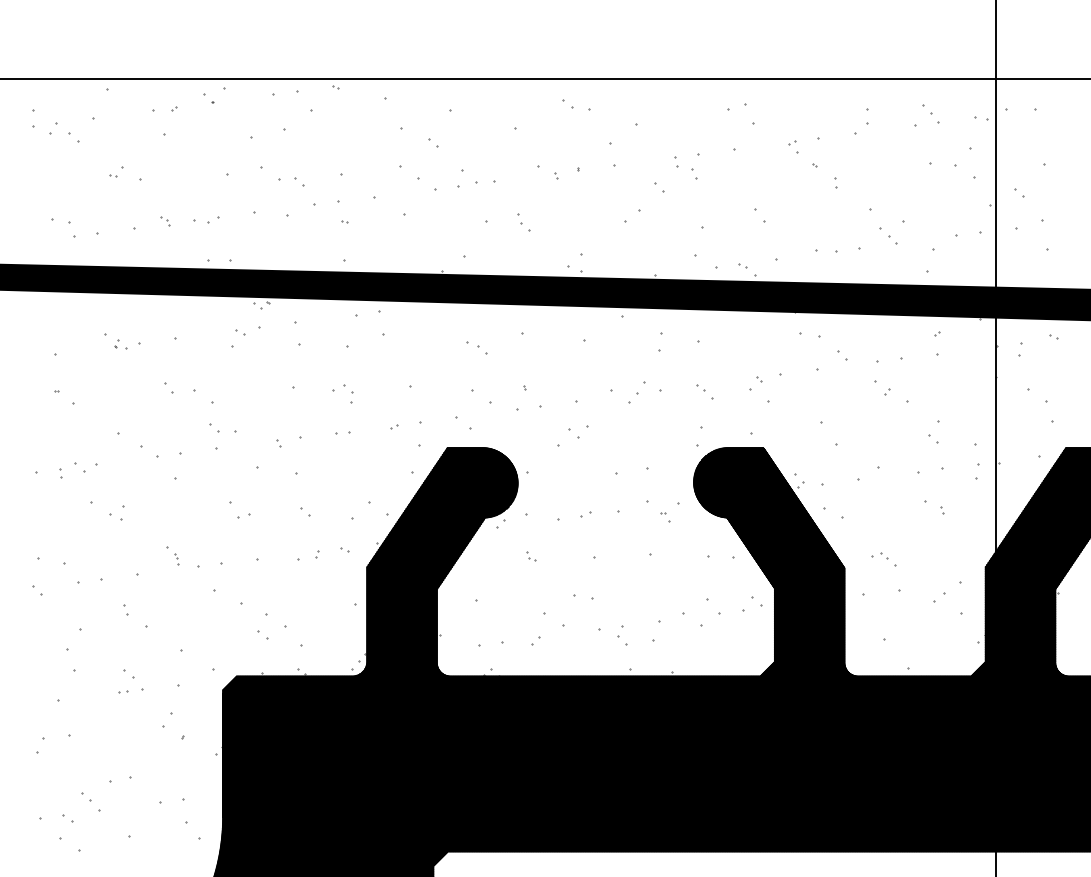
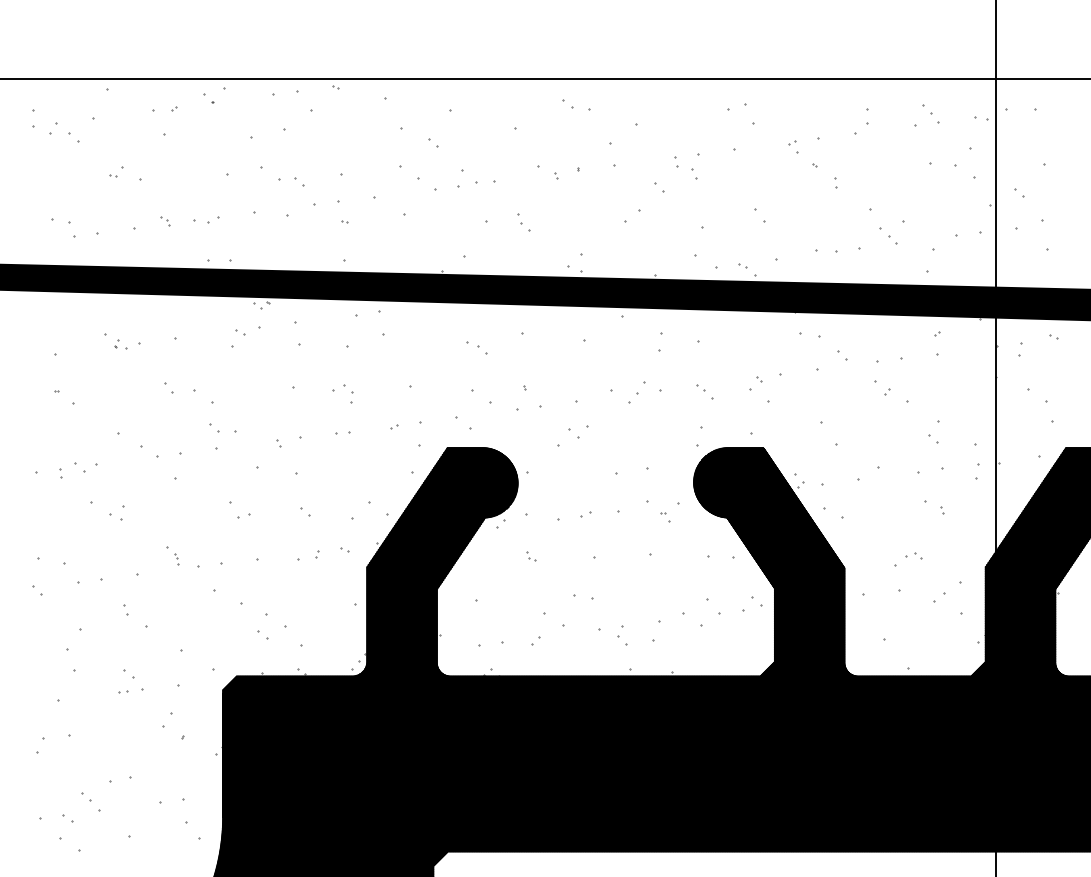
part position: (879, 555) -> (913, 555) (913, 555)
